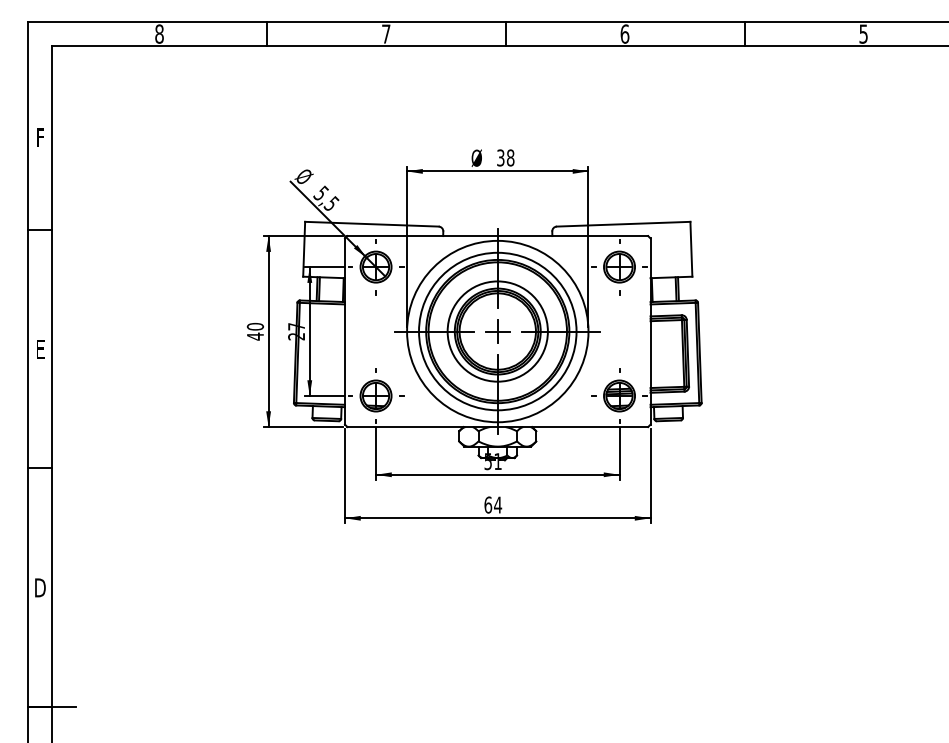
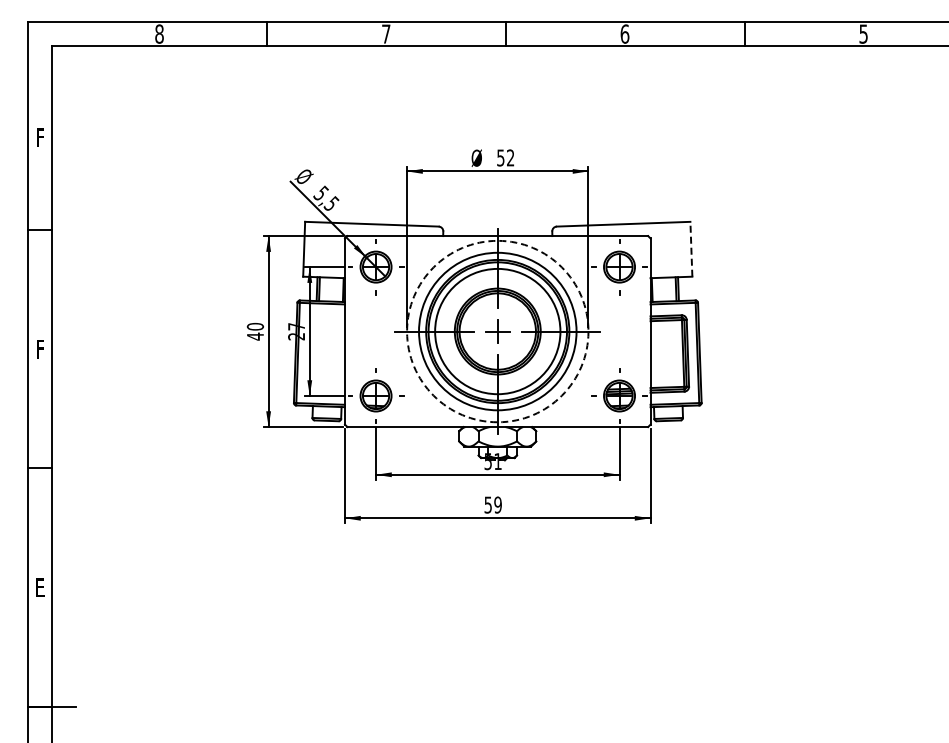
text: 38 -> 52 (505, 157)
line: solid -> dashed (691, 248)
circle diameter: 100 px -> 125 px (497, 331)
circle: solid -> dashed (497, 331)
text: E -> F (41, 349)
text: 64 -> 59 (493, 504)
text: D -> E (40, 587)
